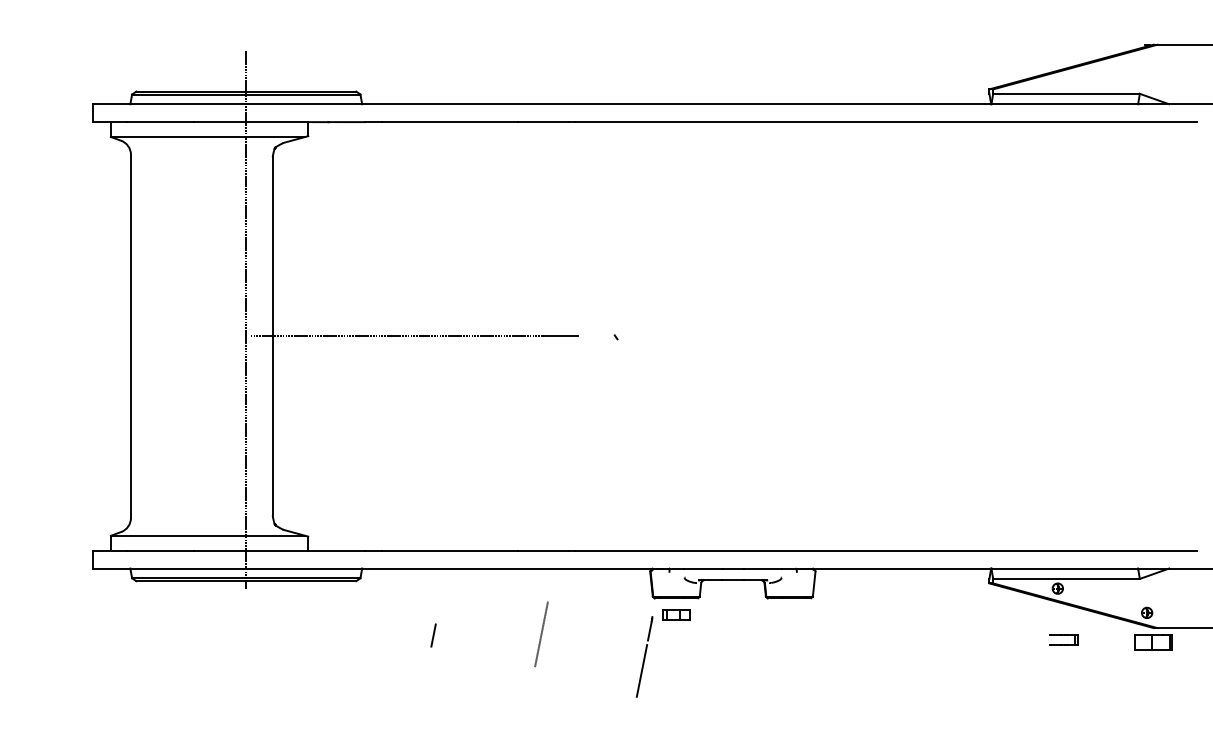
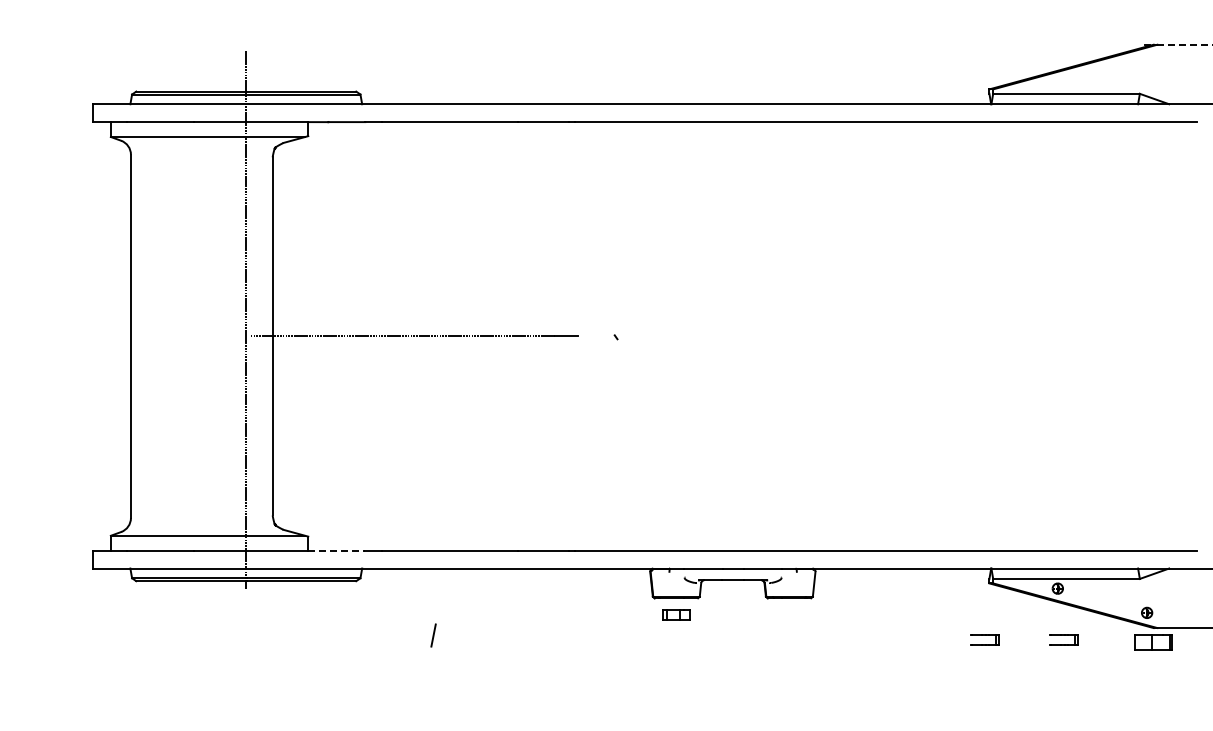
line: solid -> dashed (1185, 44)
line: solid -> dashed (336, 550)
line: present -> none (541, 634)
part: none -> present (984, 639)
line: present -> none (644, 656)
